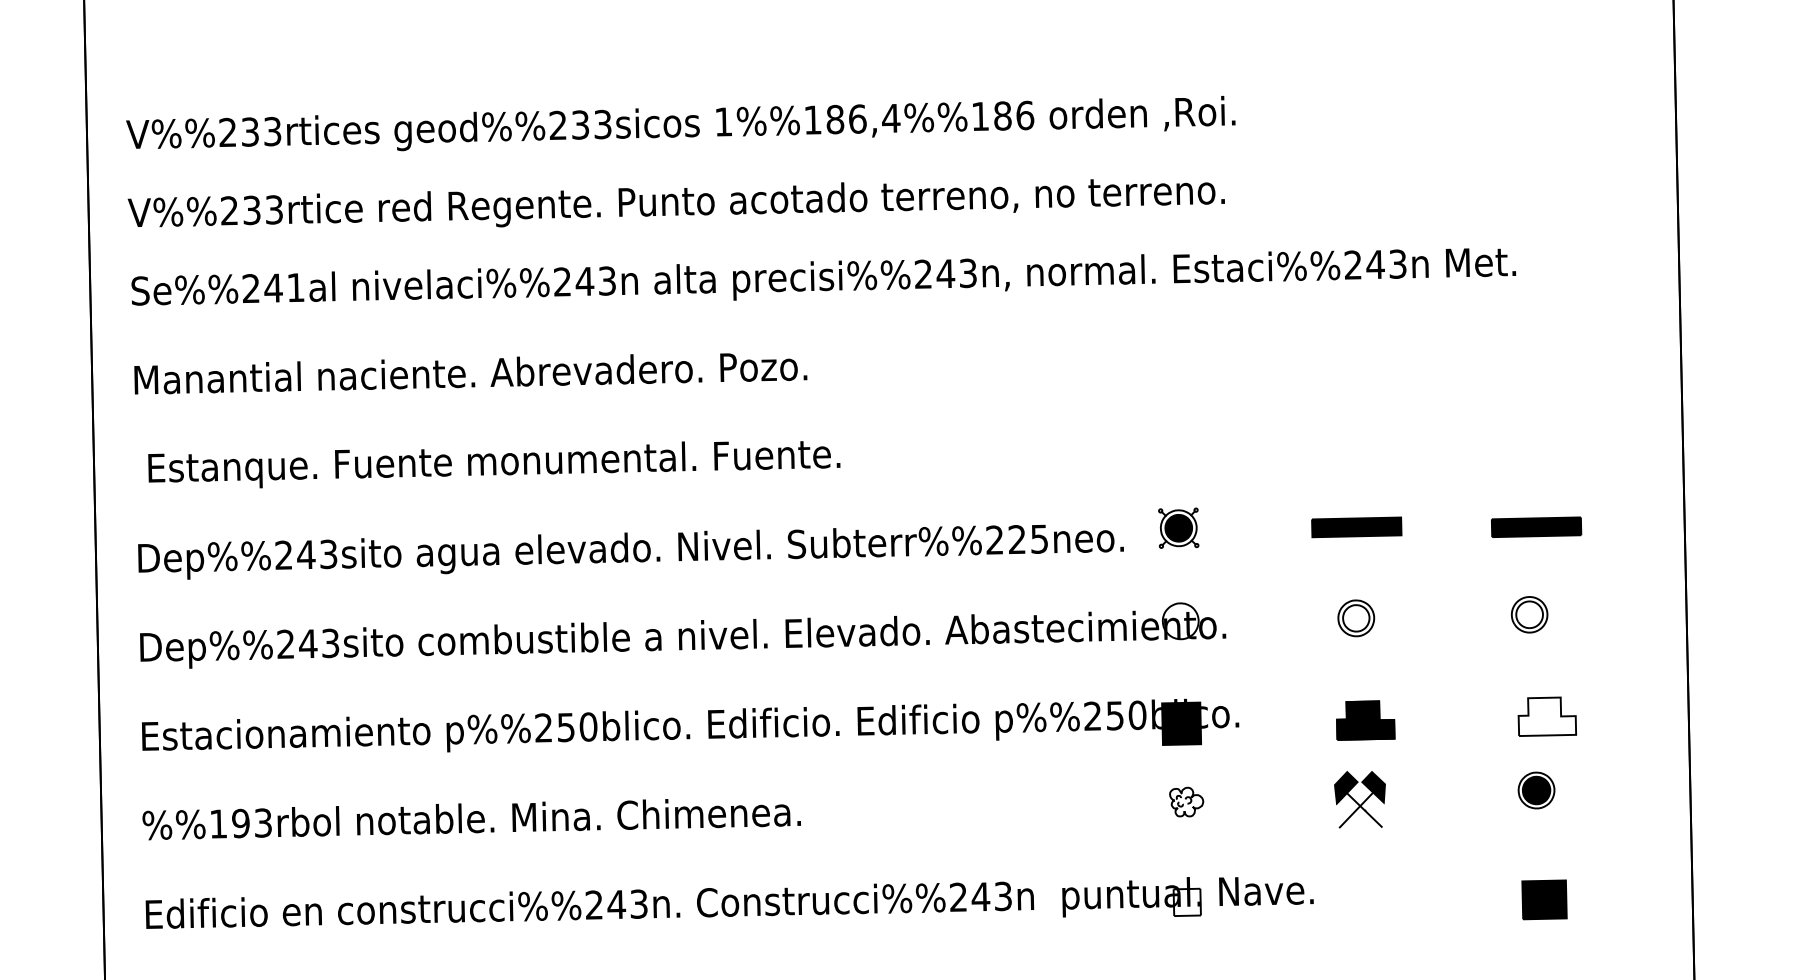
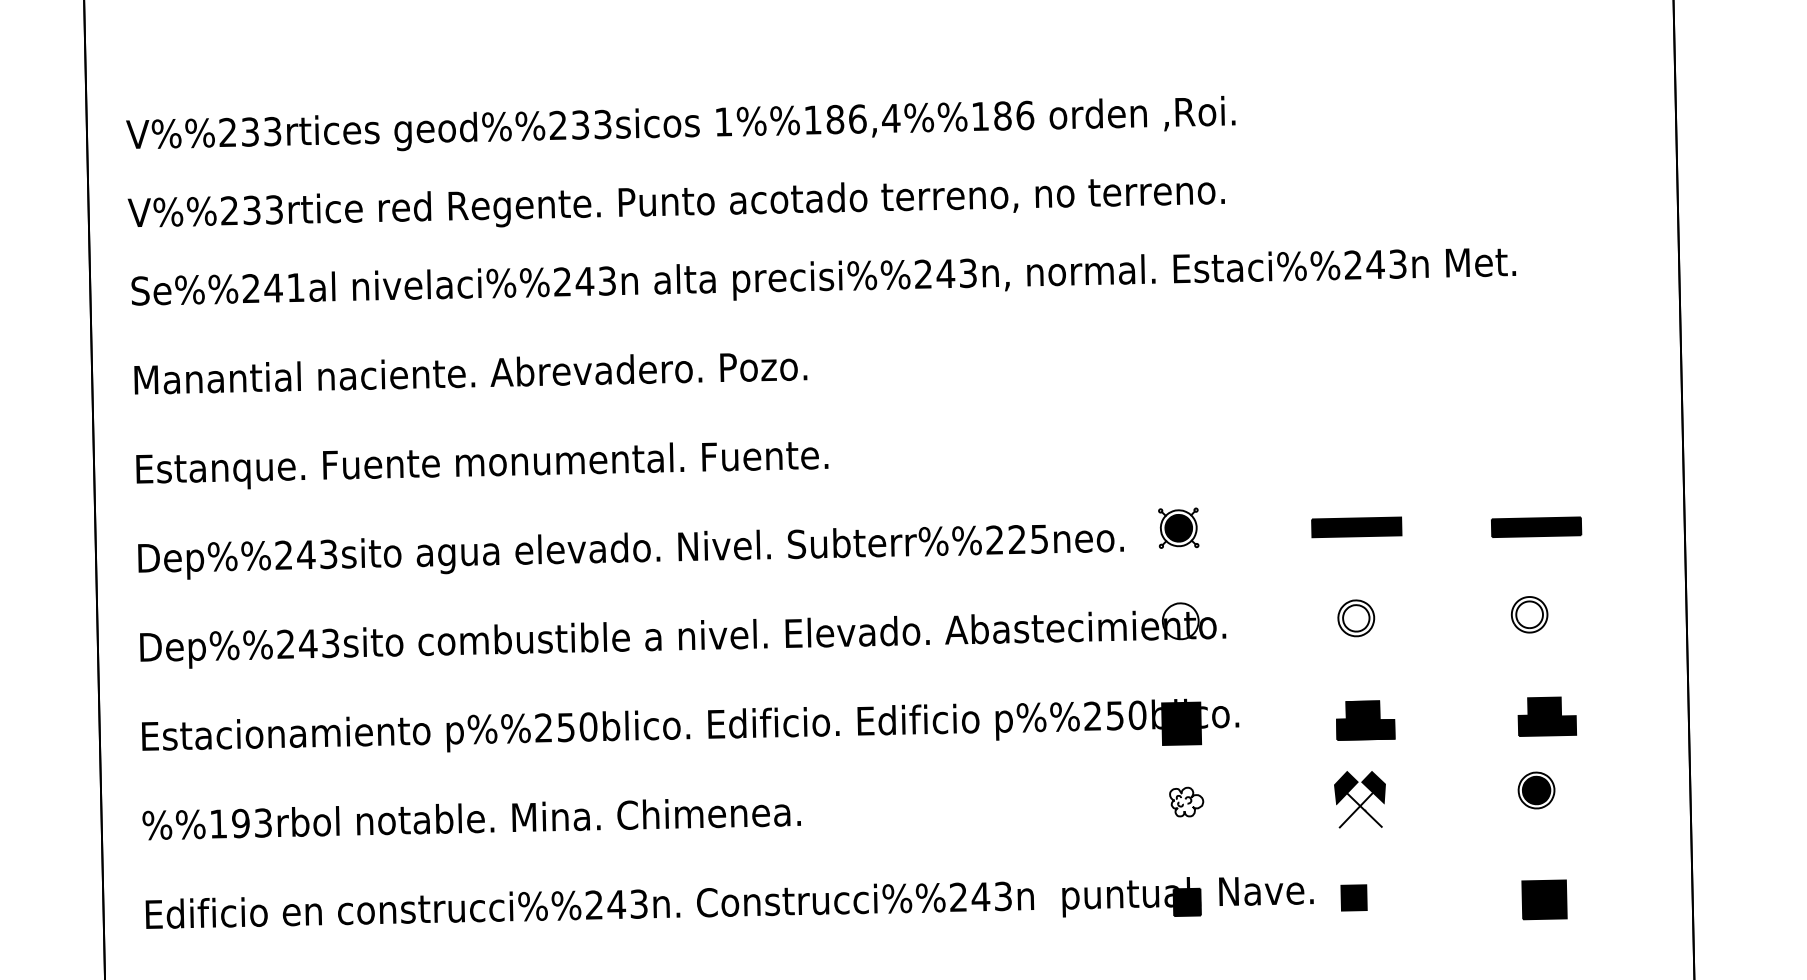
text position: (494, 464) -> (482, 465) (482, 465)
fill: none -> present (1547, 716)
part: none -> present (1353, 897)
fill: none -> present (1186, 902)
